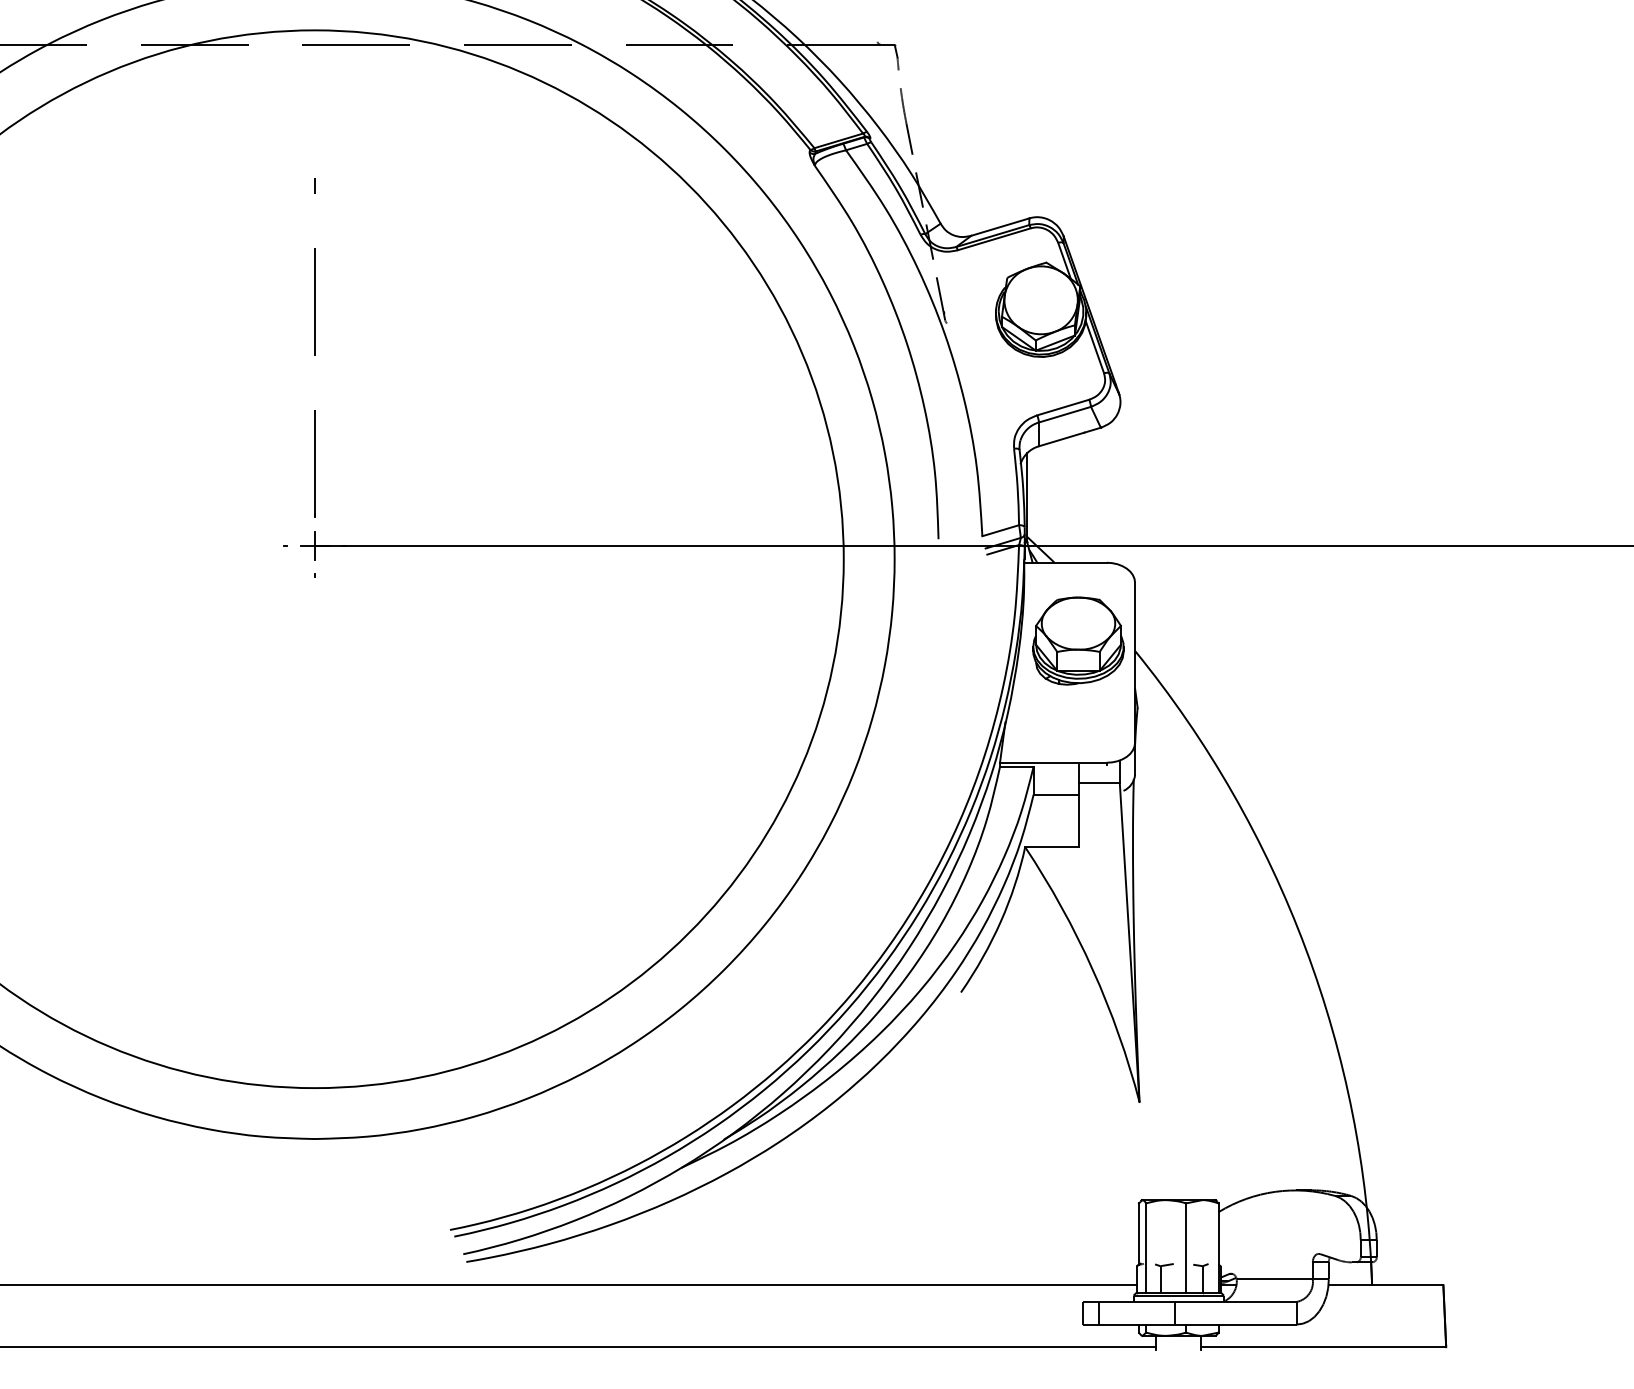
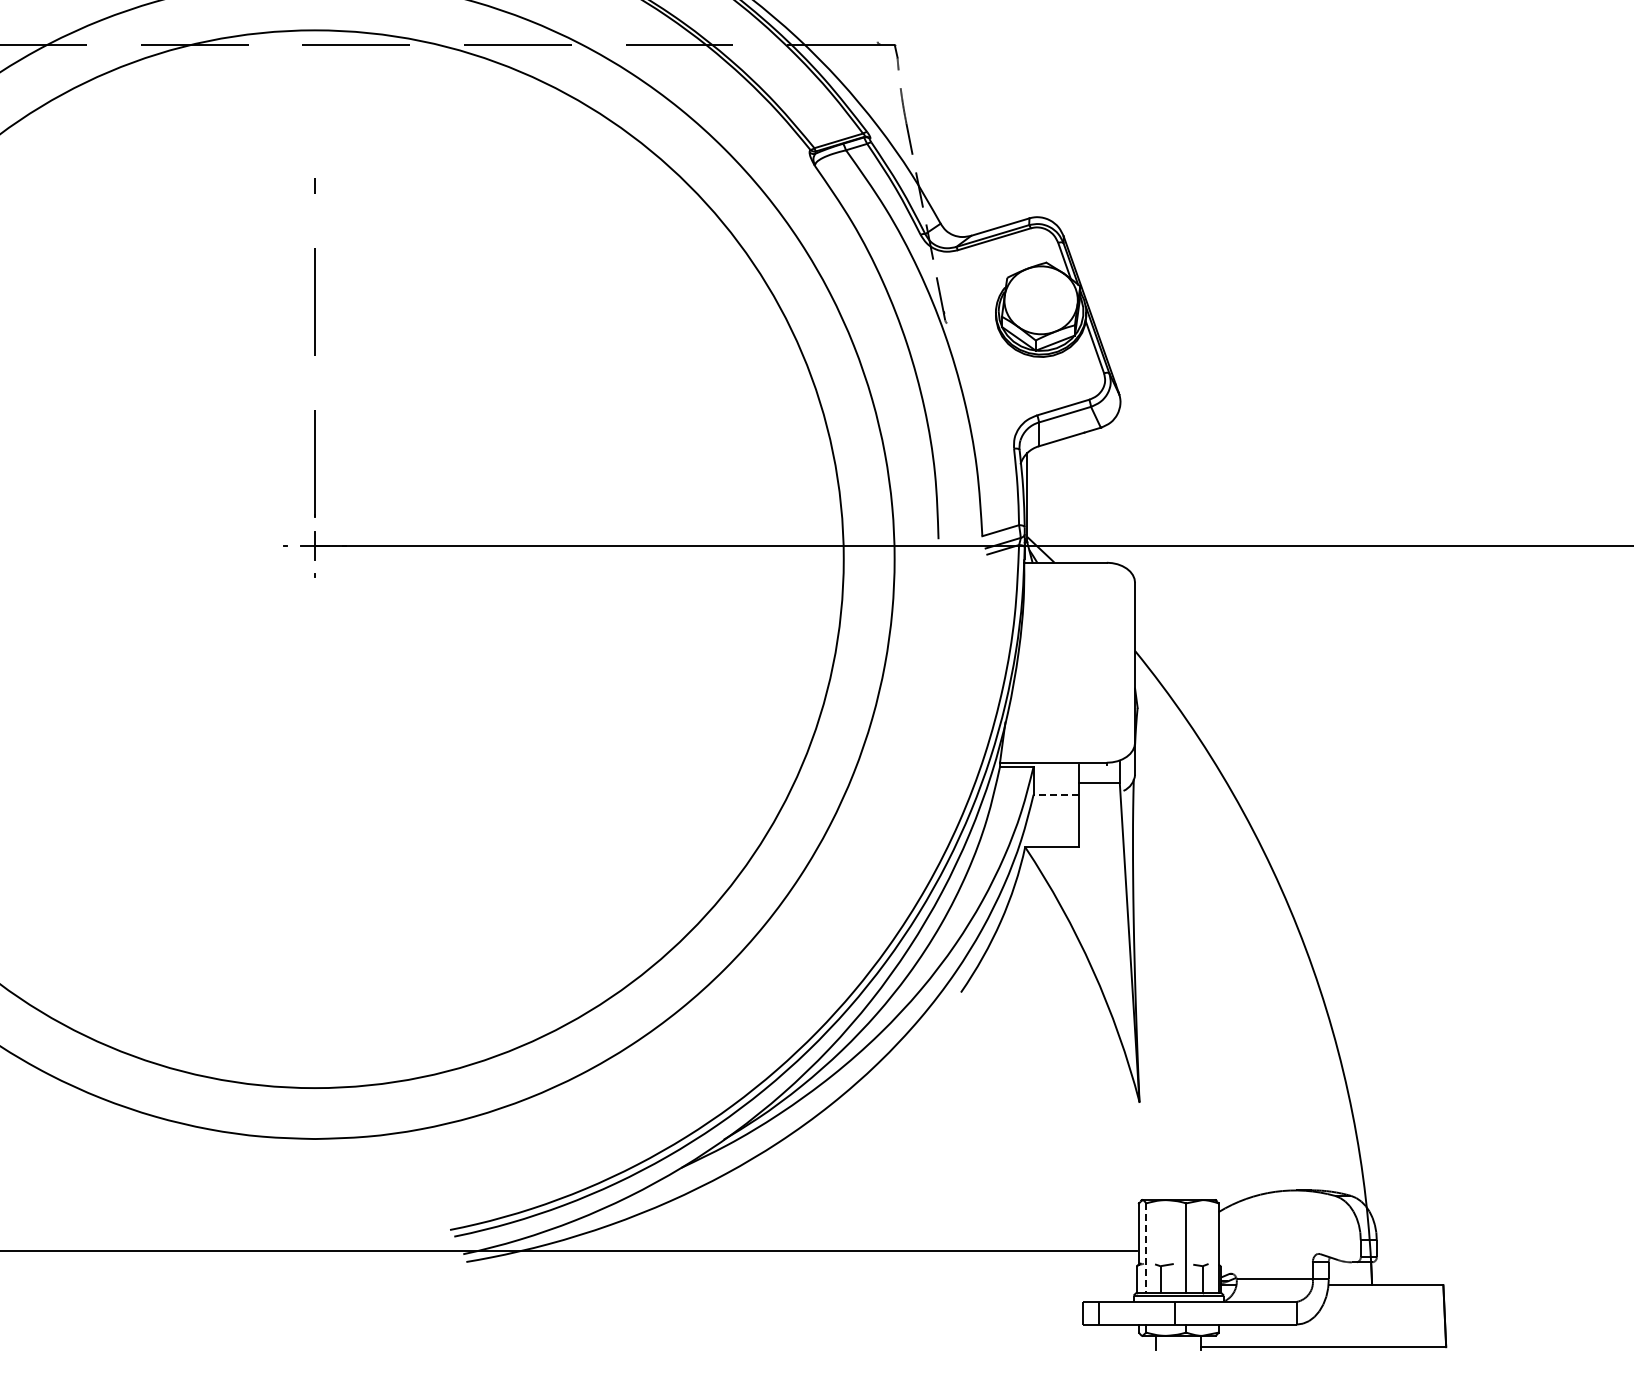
part: present -> none (1078, 640)
line: solid -> dashed (1055, 794)
line: solid -> dashed (1146, 1248)
line position: (569, 1284) -> (569, 1250) (569, 1250)
line: present -> none (579, 1347)
